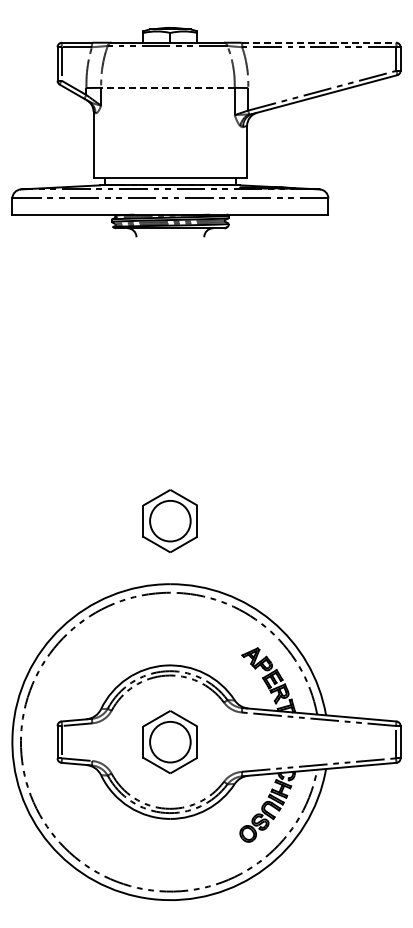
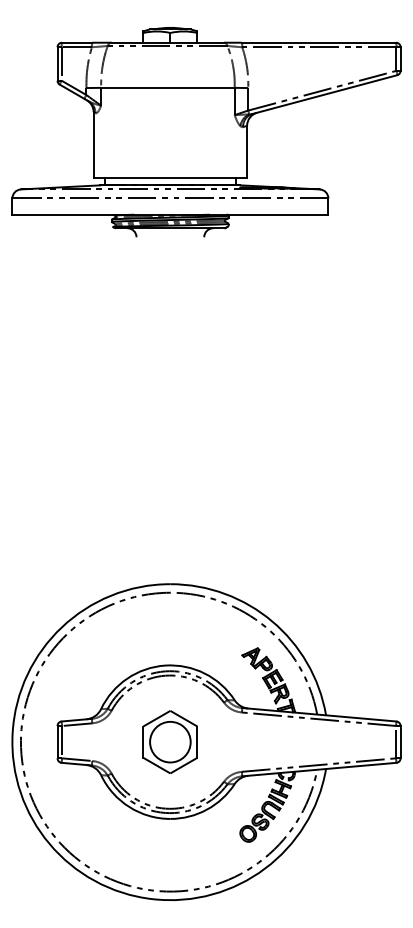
line: dashed -> solid (319, 42)
line: dashed -> solid (167, 87)
part: present -> none (169, 520)
